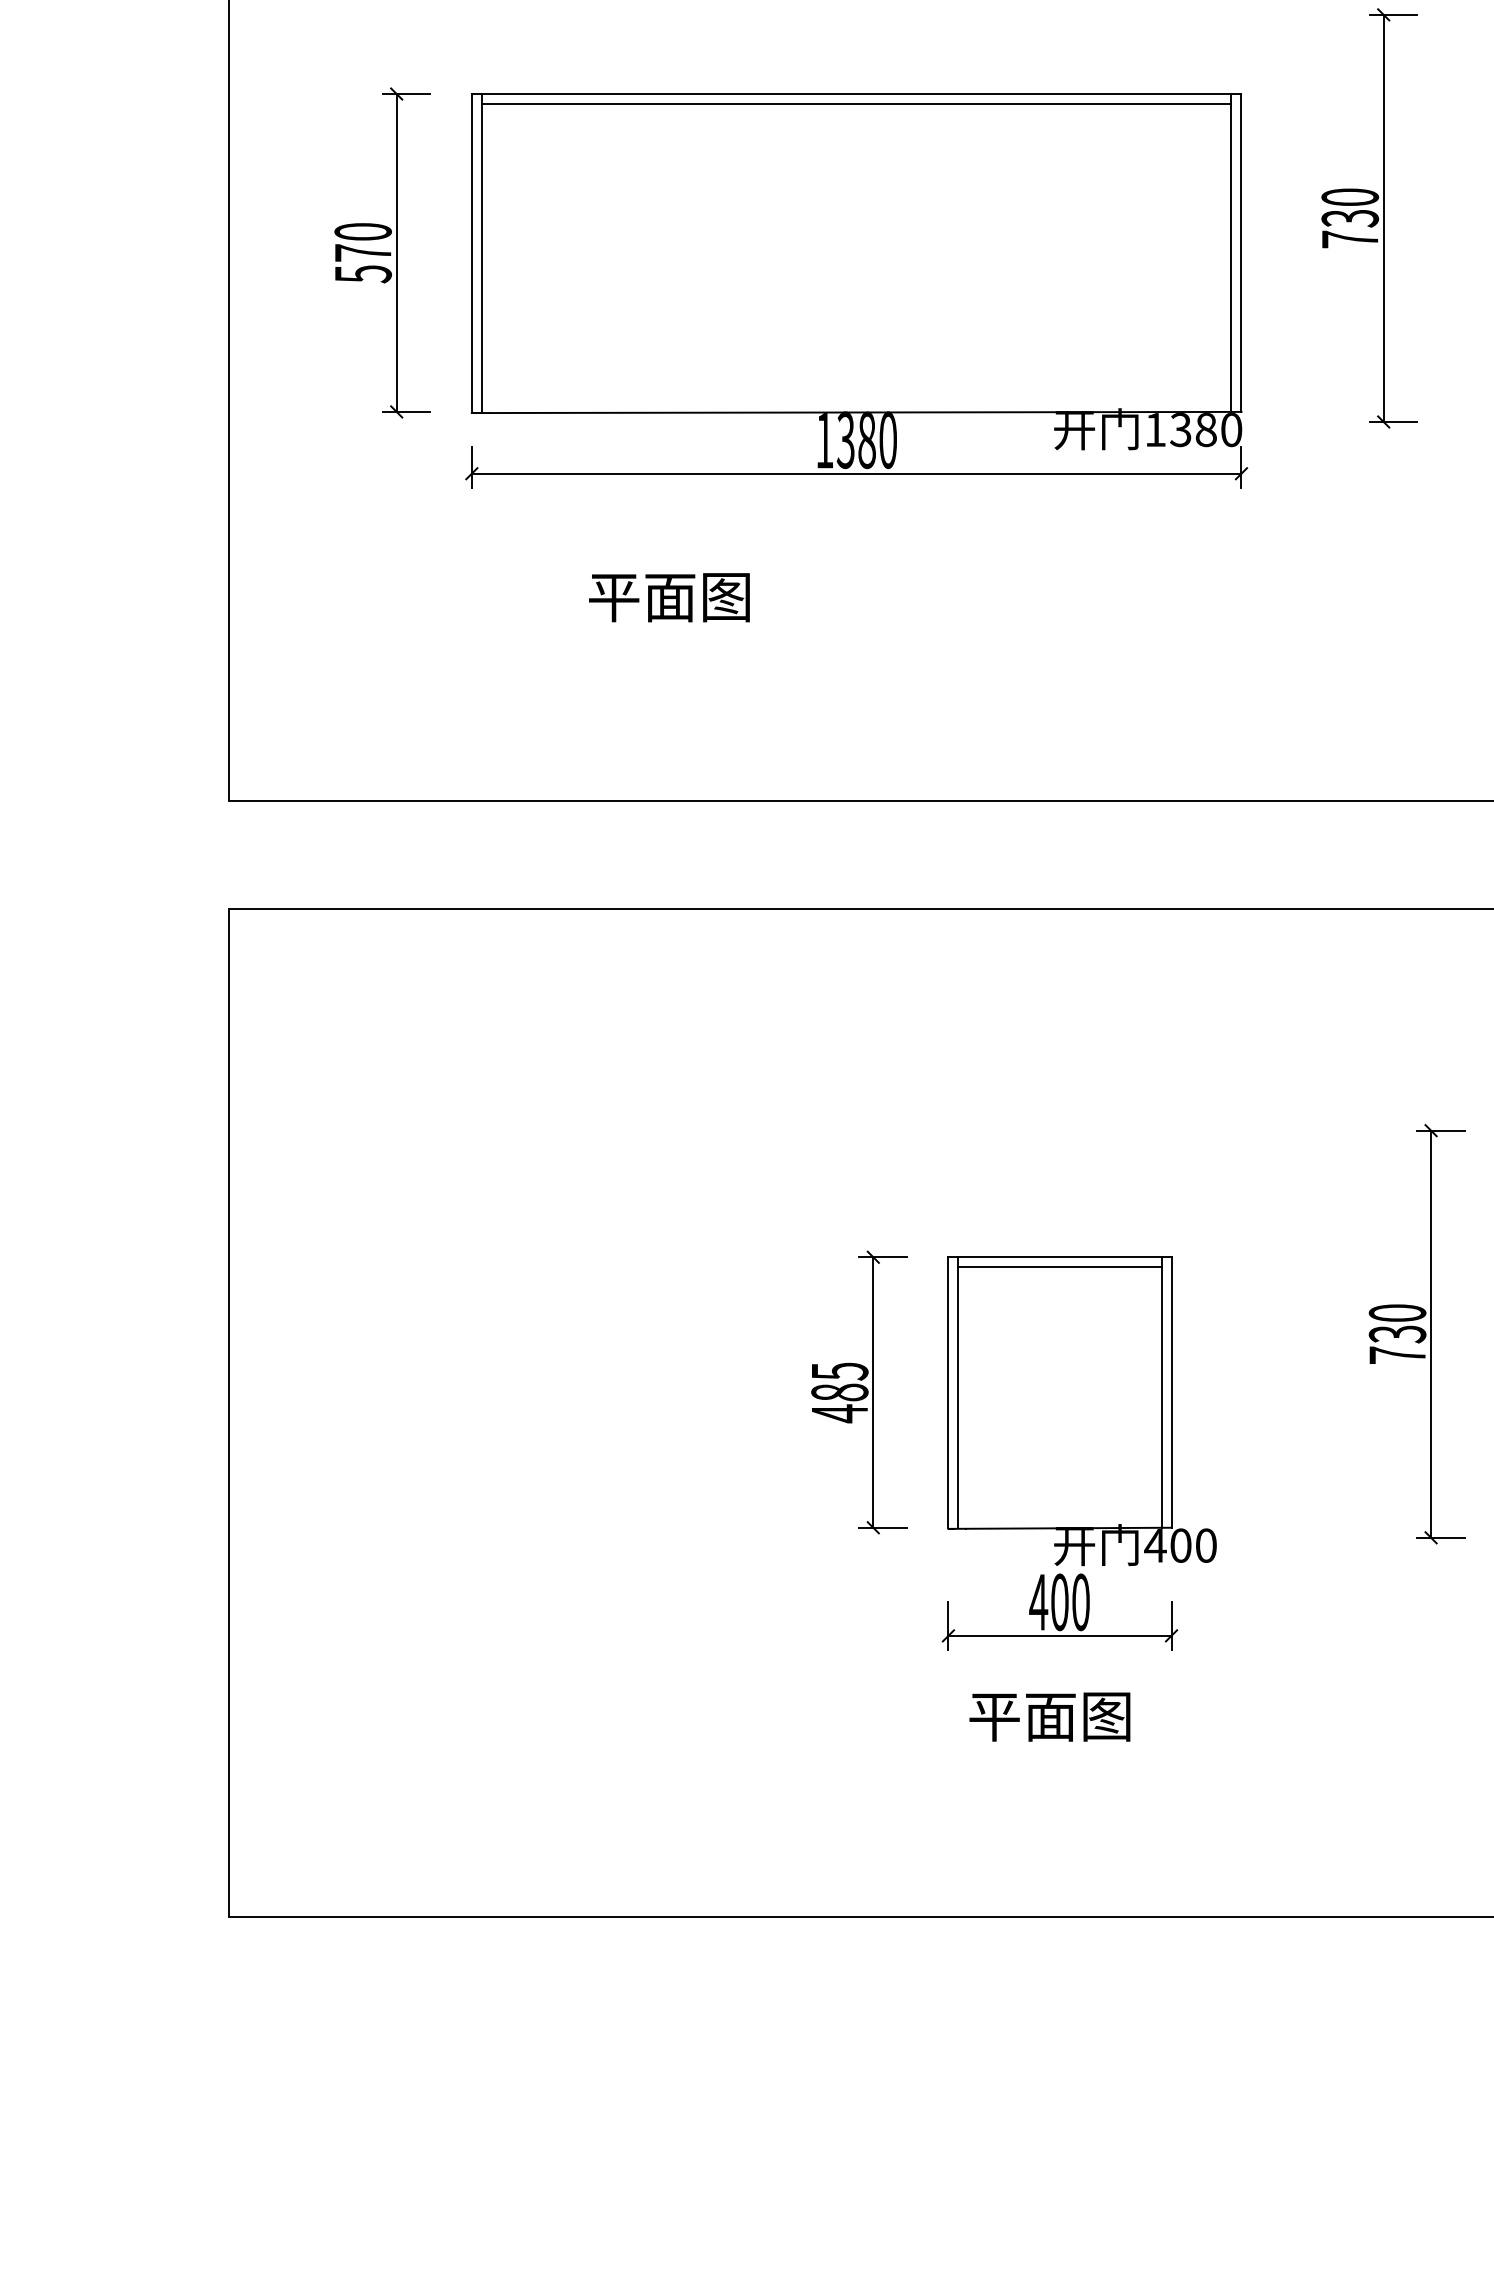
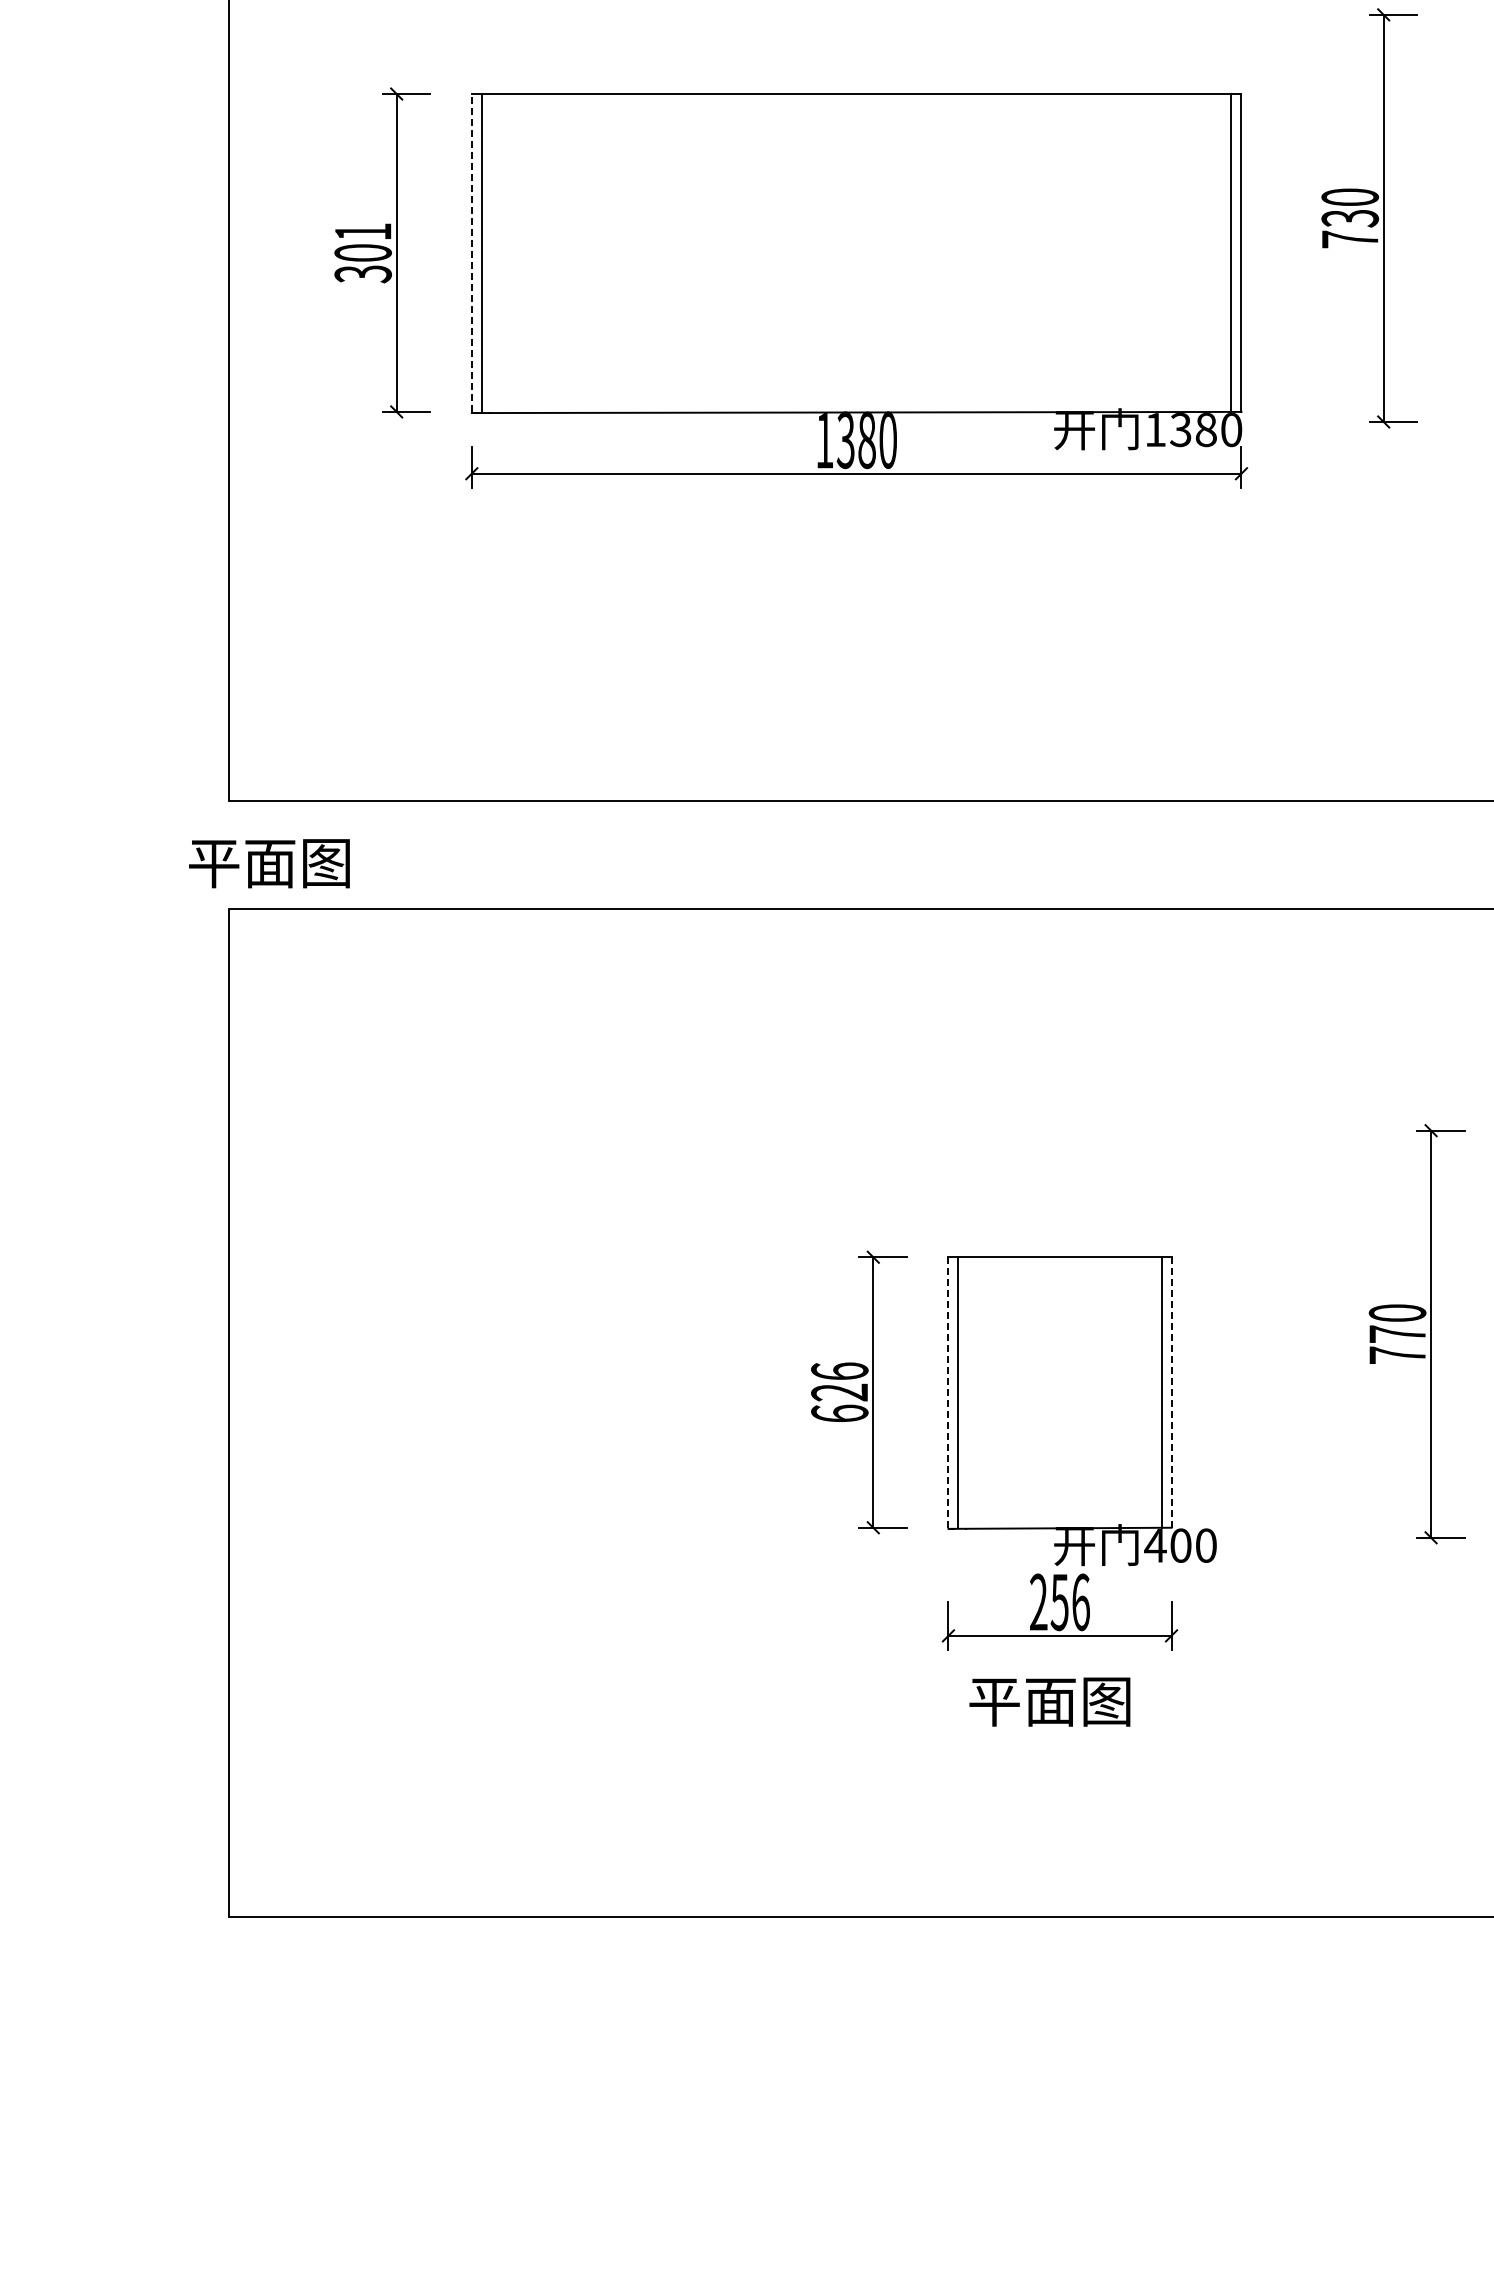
line: present -> none (856, 104)
line: solid -> dashed (471, 252)
text: 570 -> 301 (362, 253)
text position: (669, 597) -> (269, 863) (269, 863)
line: present -> none (1059, 1267)
text: 730 -> 770 (1397, 1334)
text: 485 -> 626 (839, 1392)
line: solid -> dashed (948, 1392)
line: solid -> dashed (1171, 1392)
text: 400 -> 256 (1059, 1602)
text position: (1049, 1716) -> (1049, 1701) (1049, 1701)
